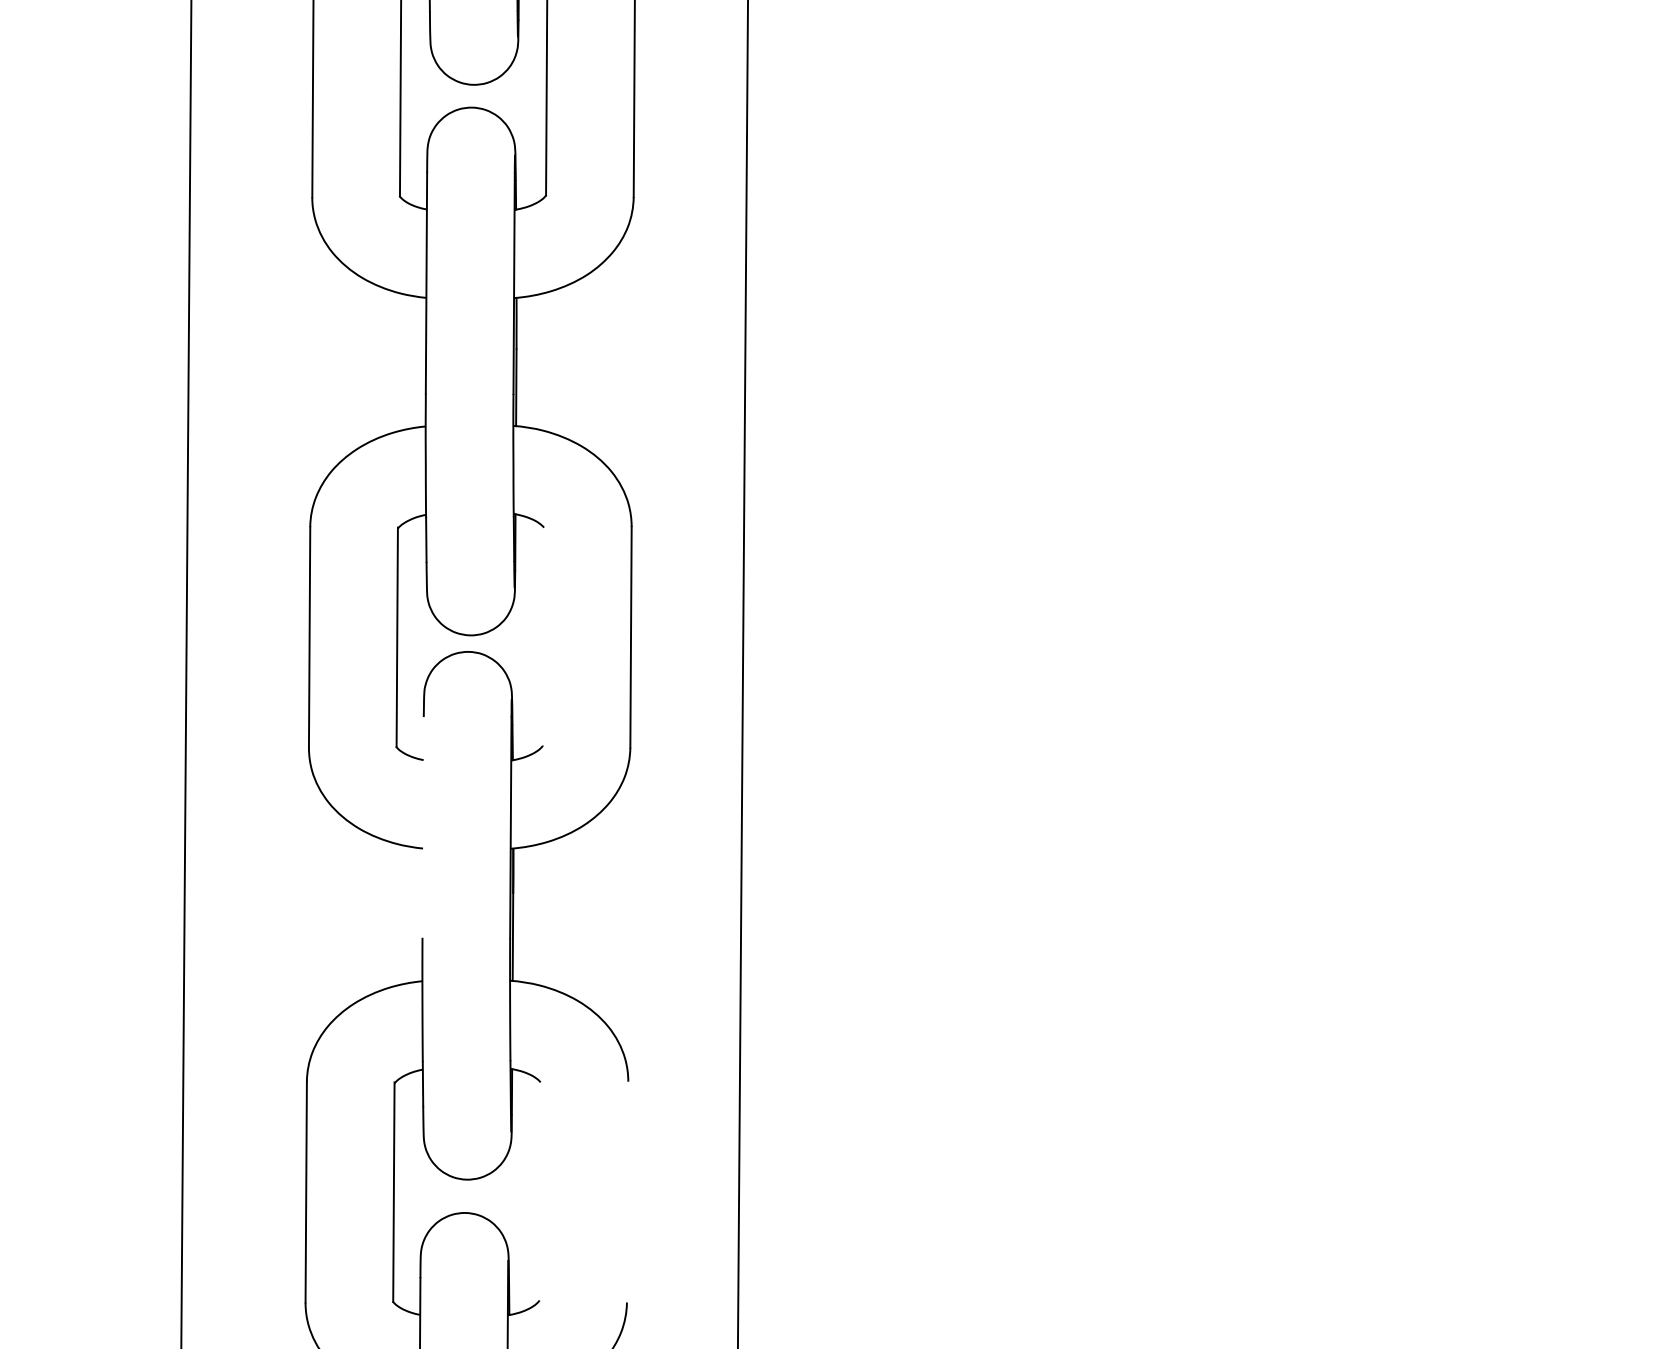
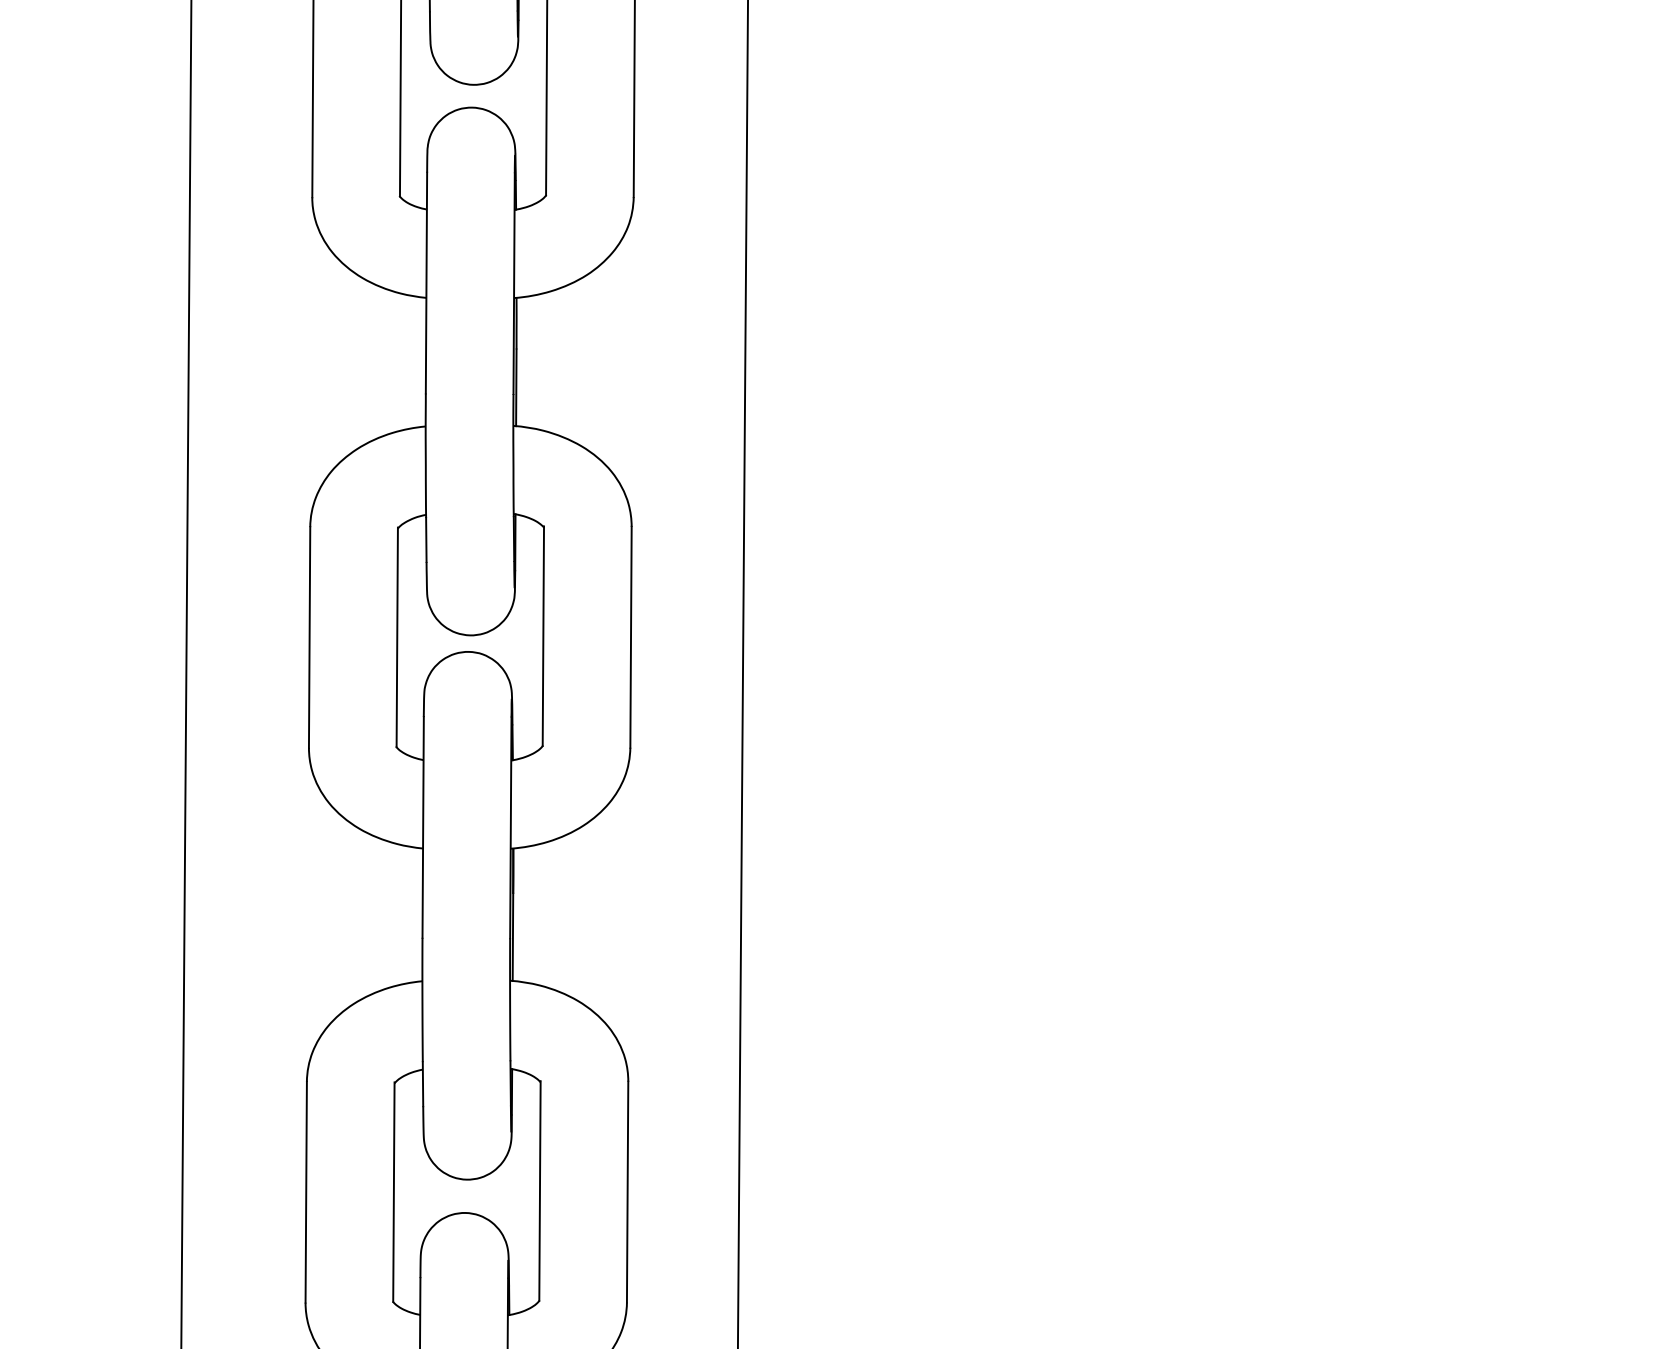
line: none -> present (543, 635)
line: none -> present (422, 827)
line: none -> present (539, 1190)
line: none -> present (627, 1191)
